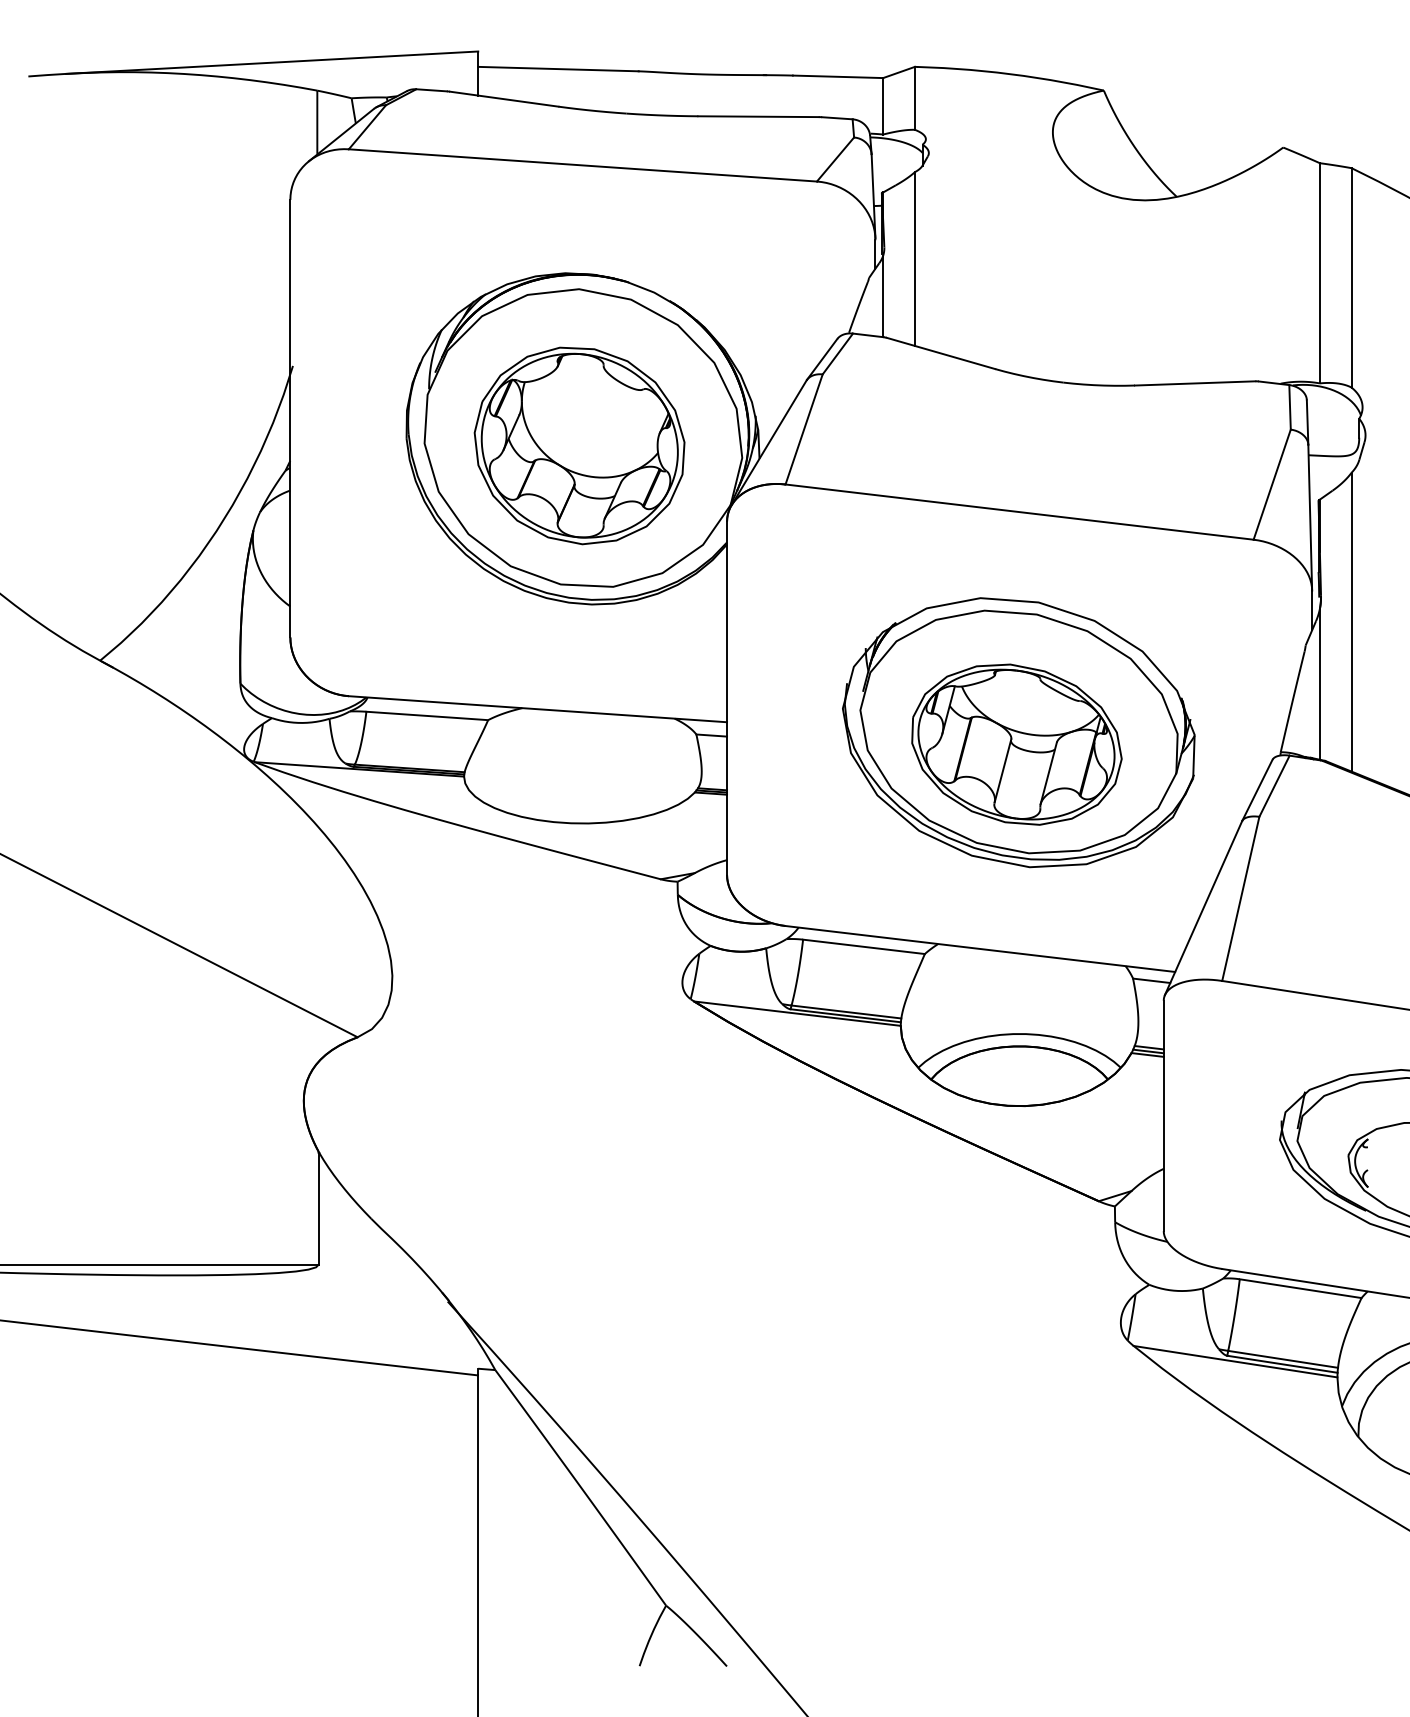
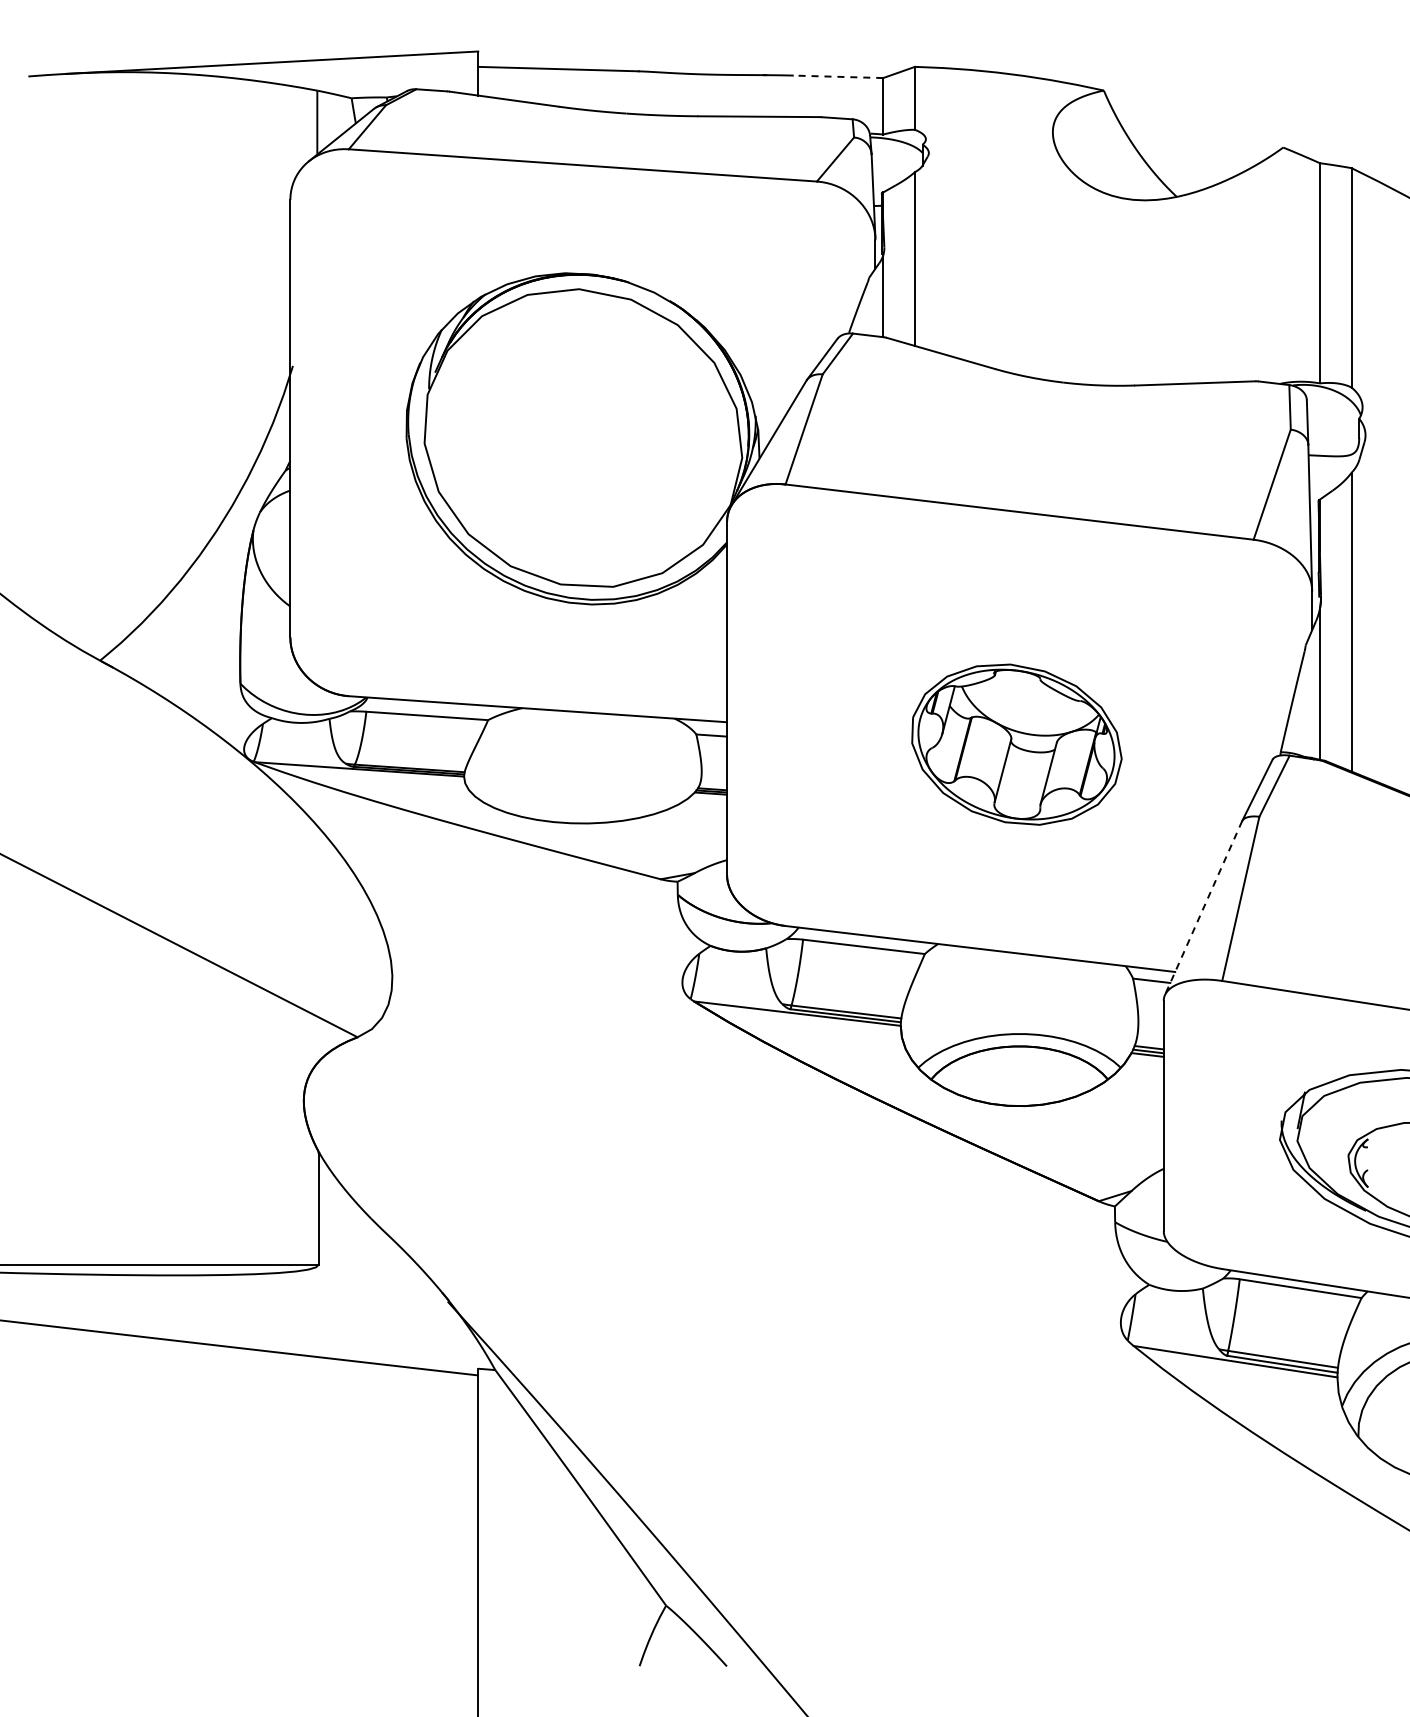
line: solid -> dashed (837, 76)
part: present -> none (579, 445)
part: present -> none (1018, 732)
line: solid -> dashed (1203, 908)
